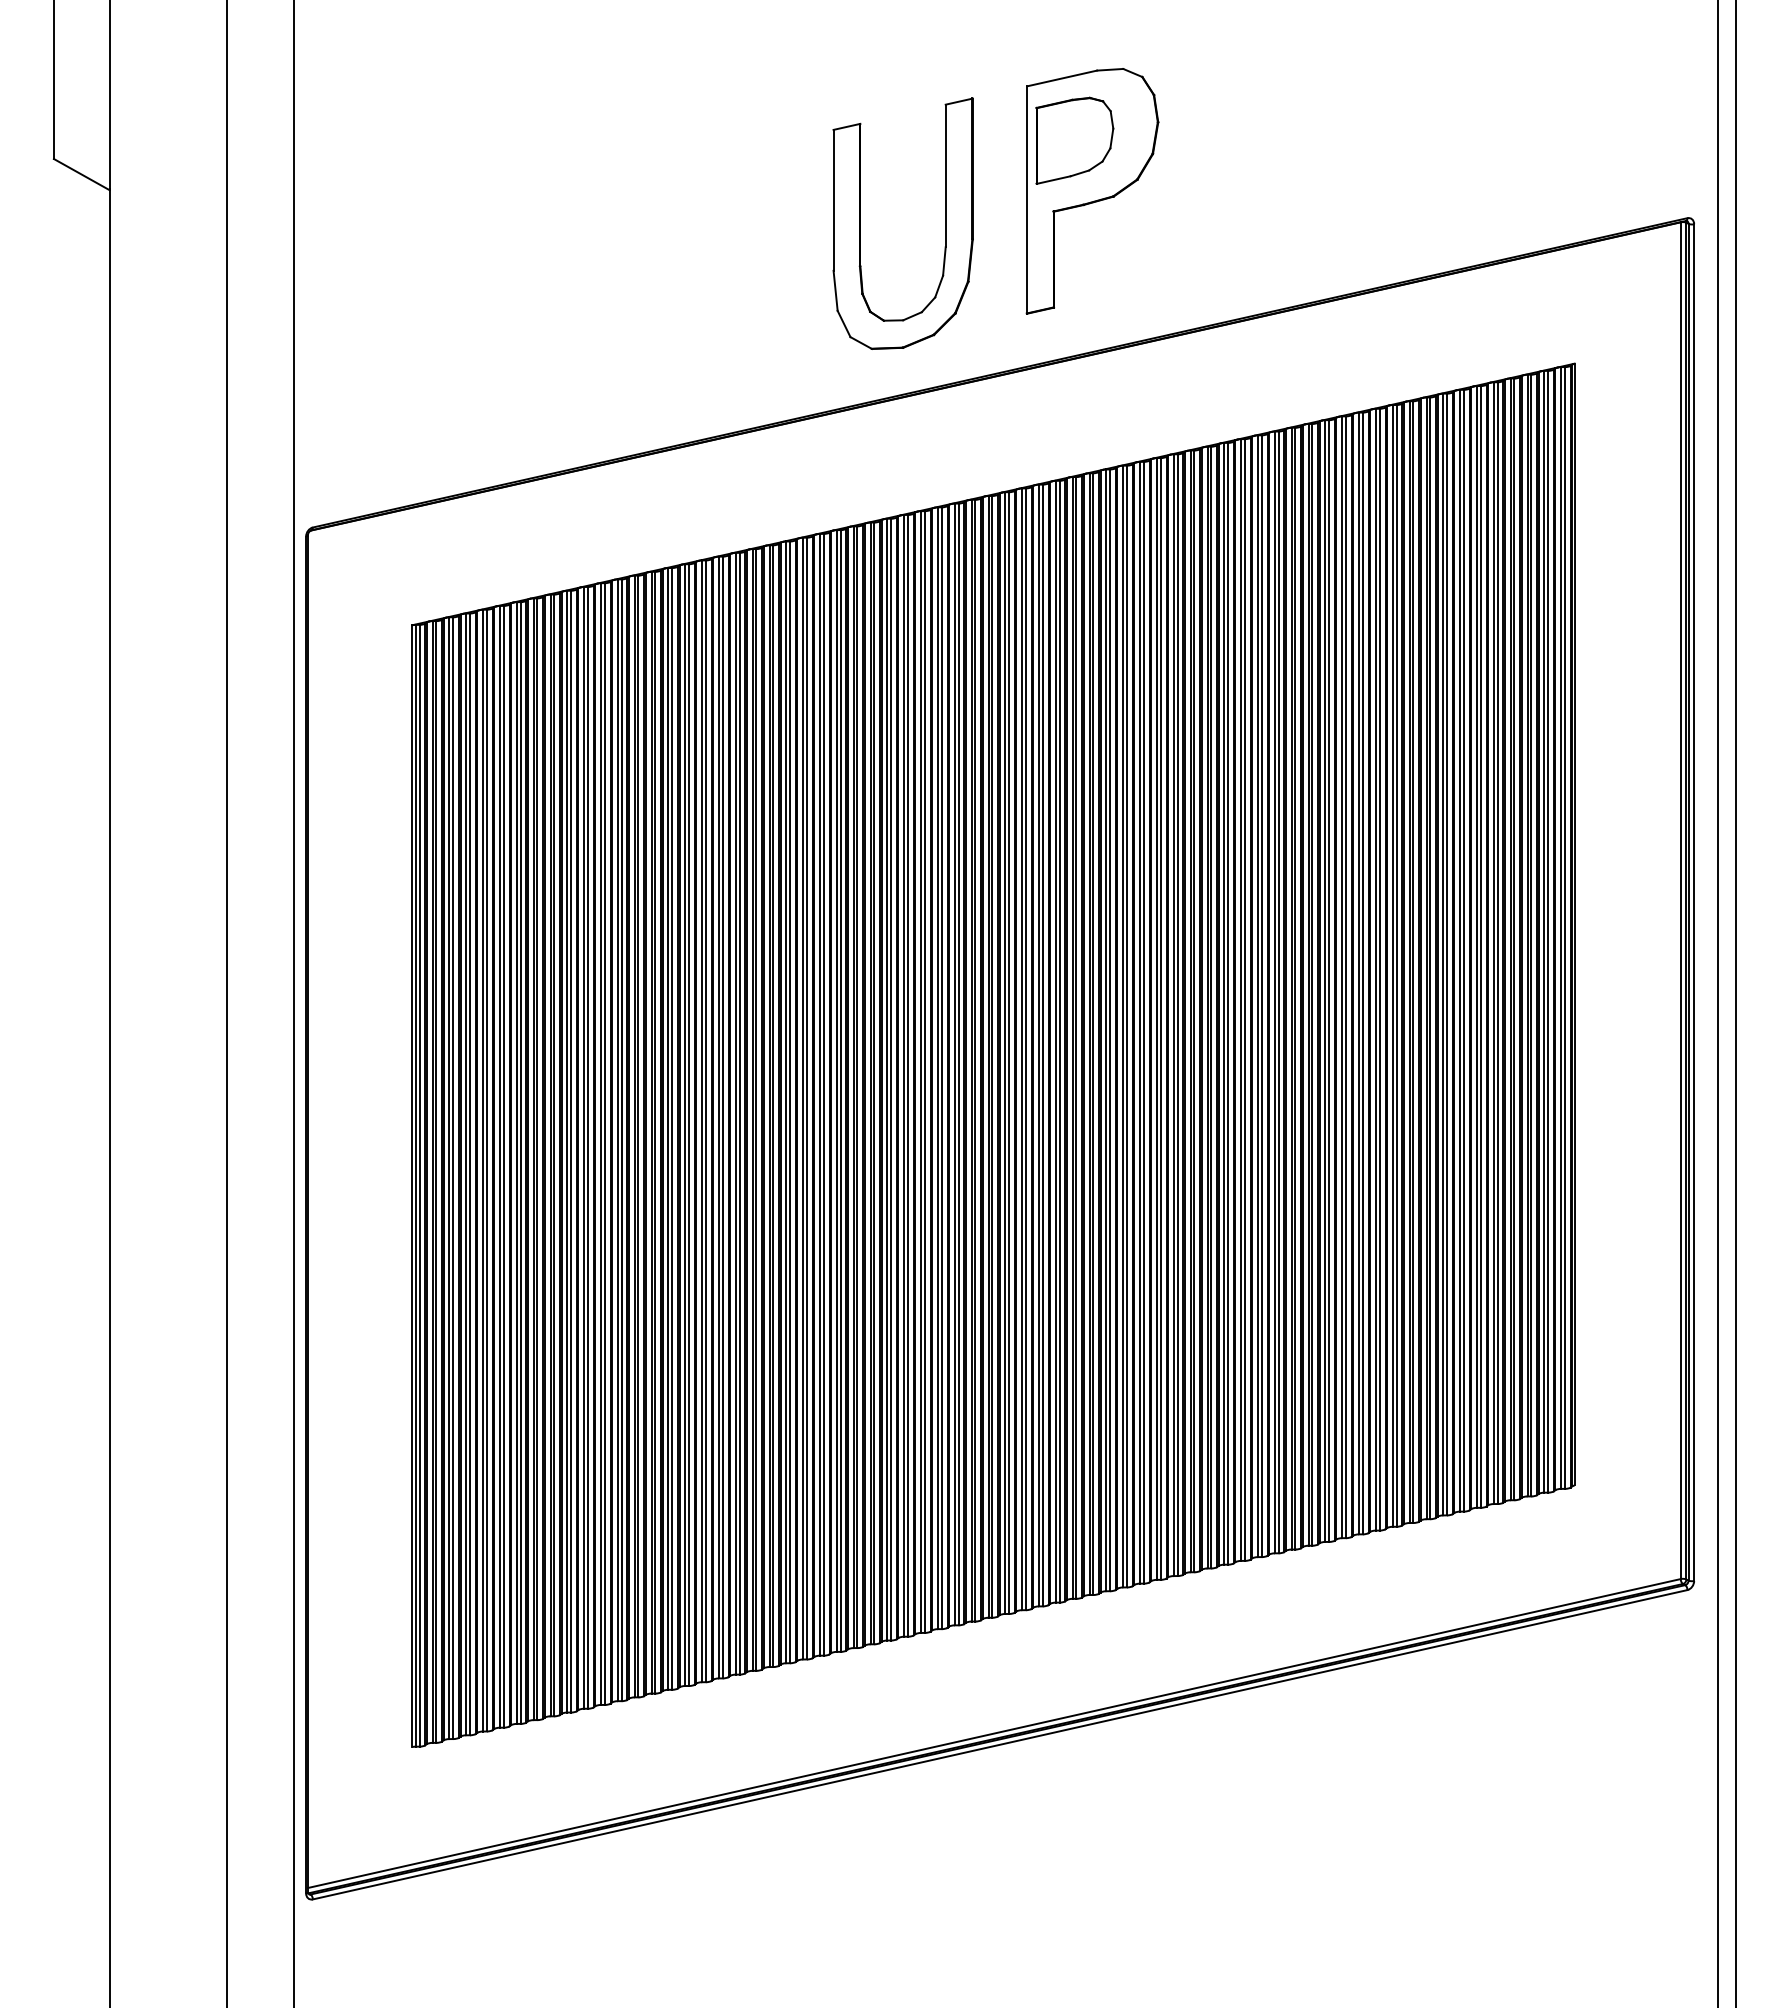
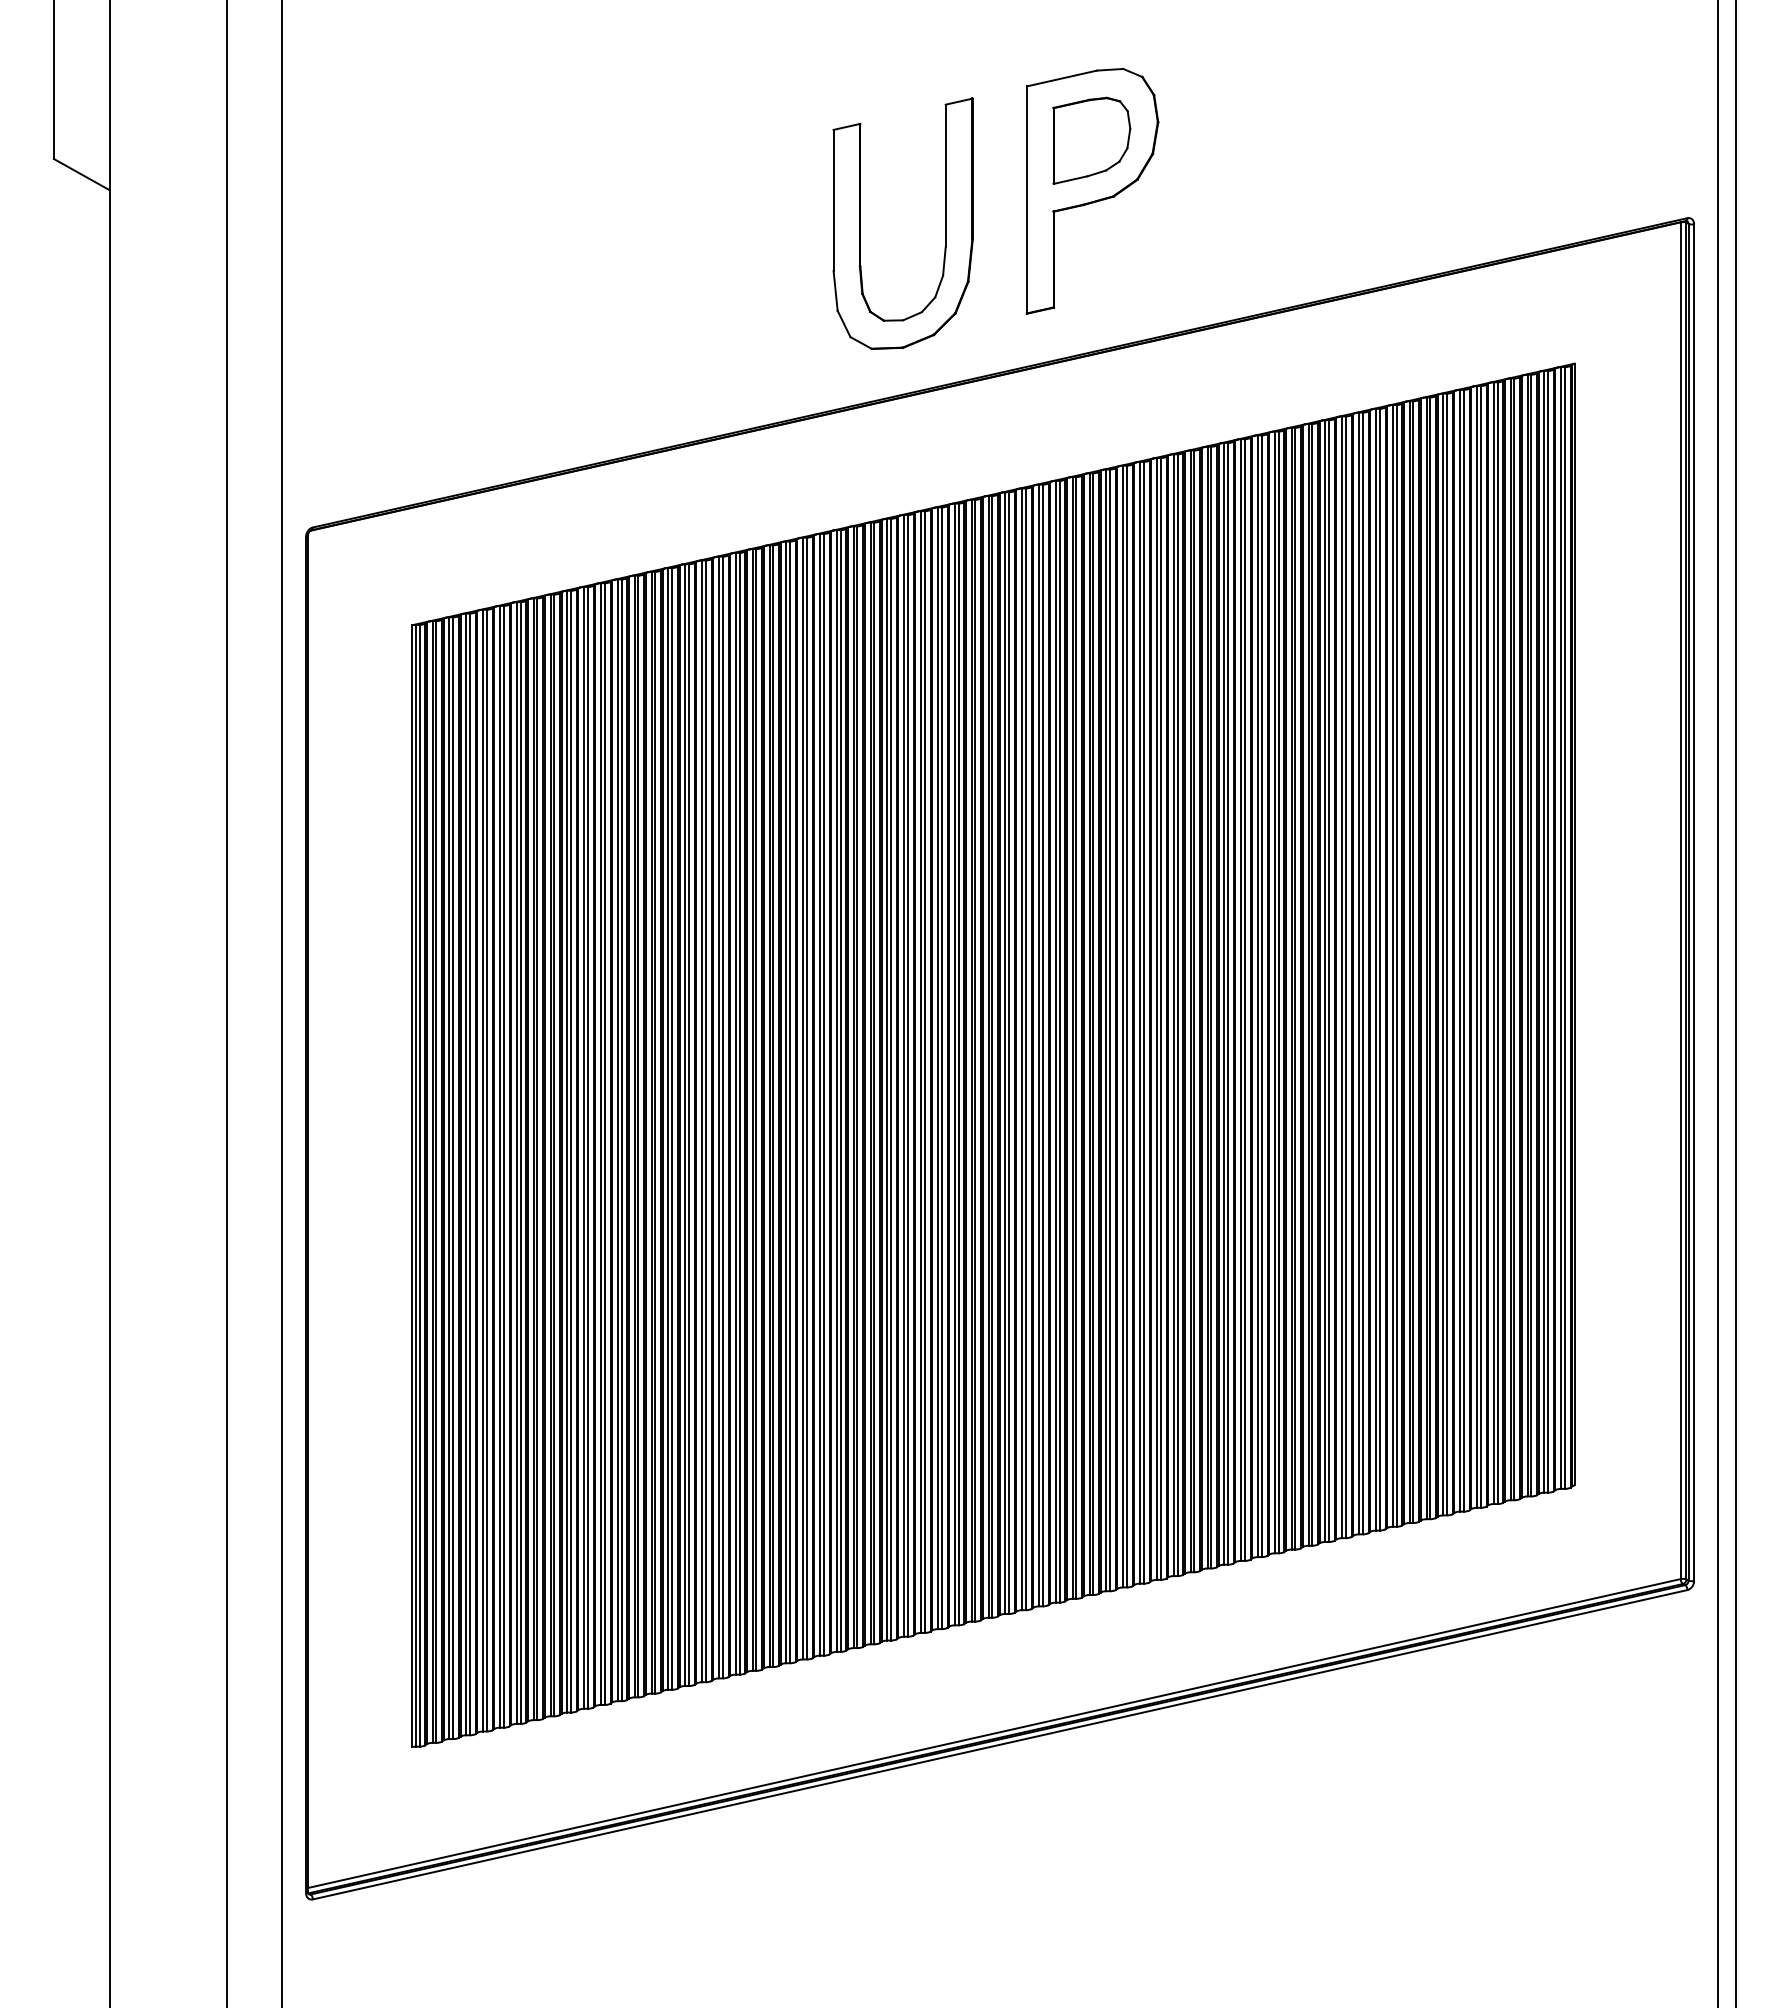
part position: (1074, 140) -> (1091, 140) (1091, 140)
line position: (294, 1003) -> (282, 1003) (282, 1003)
